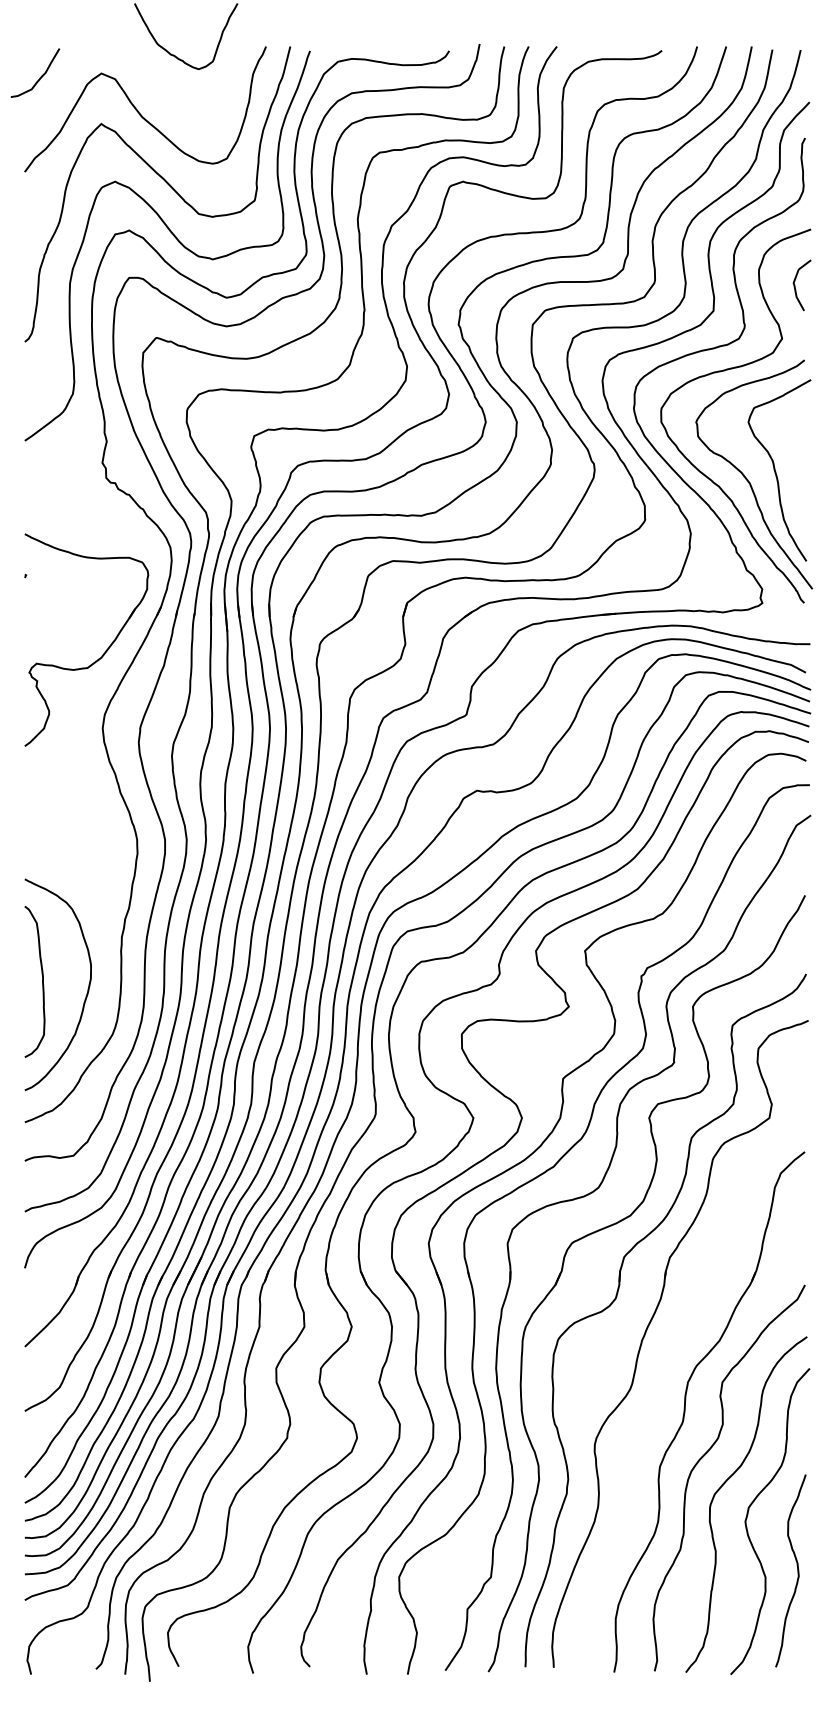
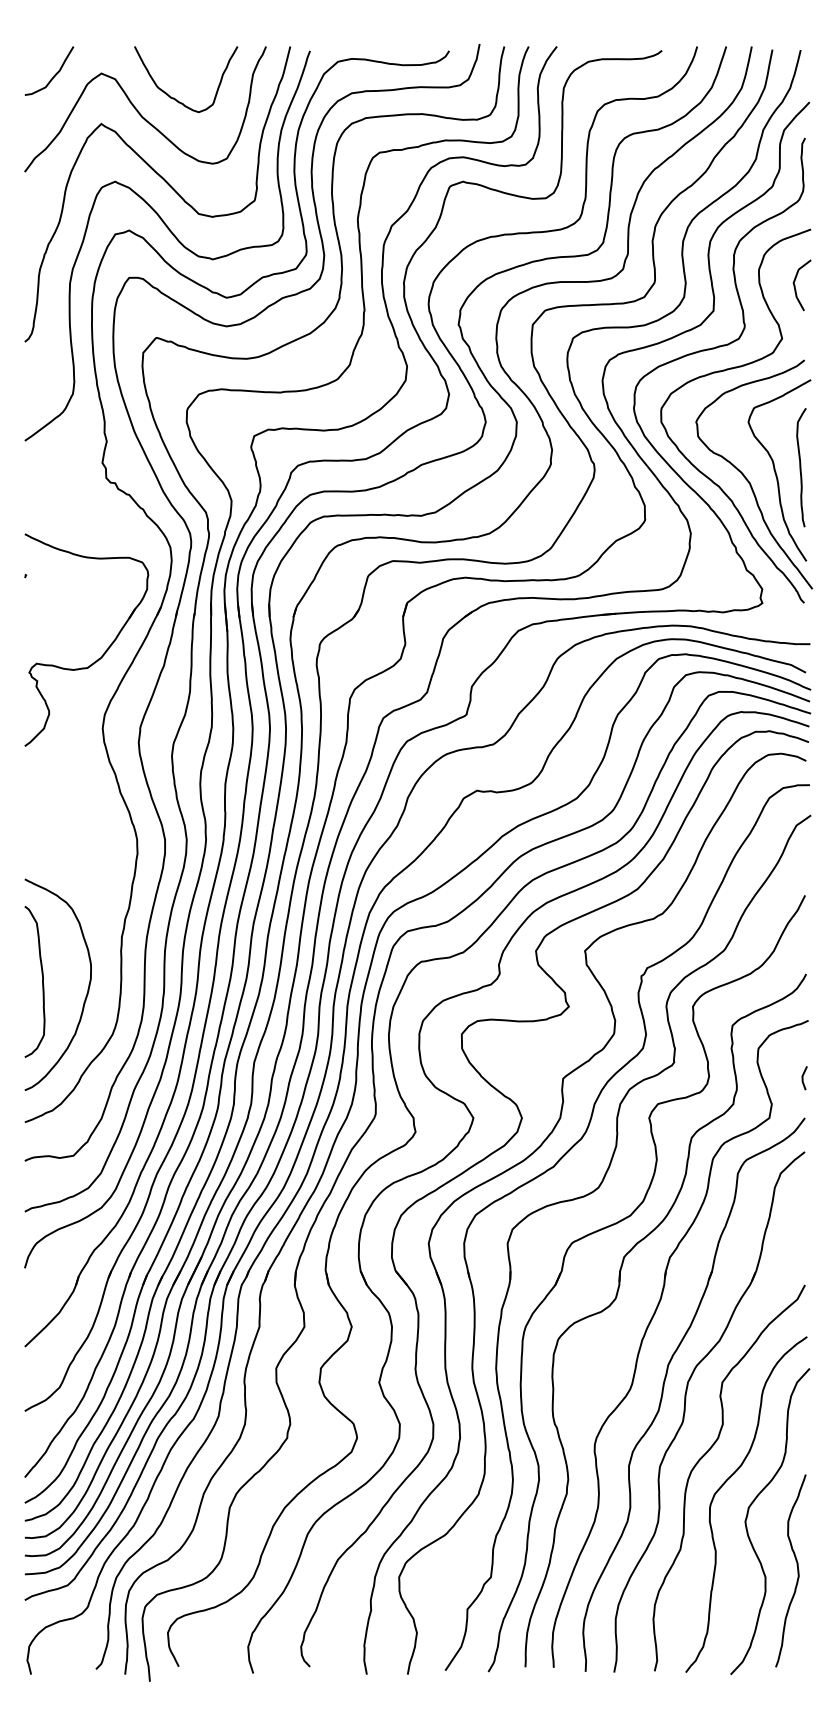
curve position: (174, 54) -> (174, 97) (174, 97)
curve position: (40, 76) -> (54, 74) (54, 74)
curve: none -> present (801, 467)
line: none -> present (803, 1078)
part: none -> present (664, 1387)
